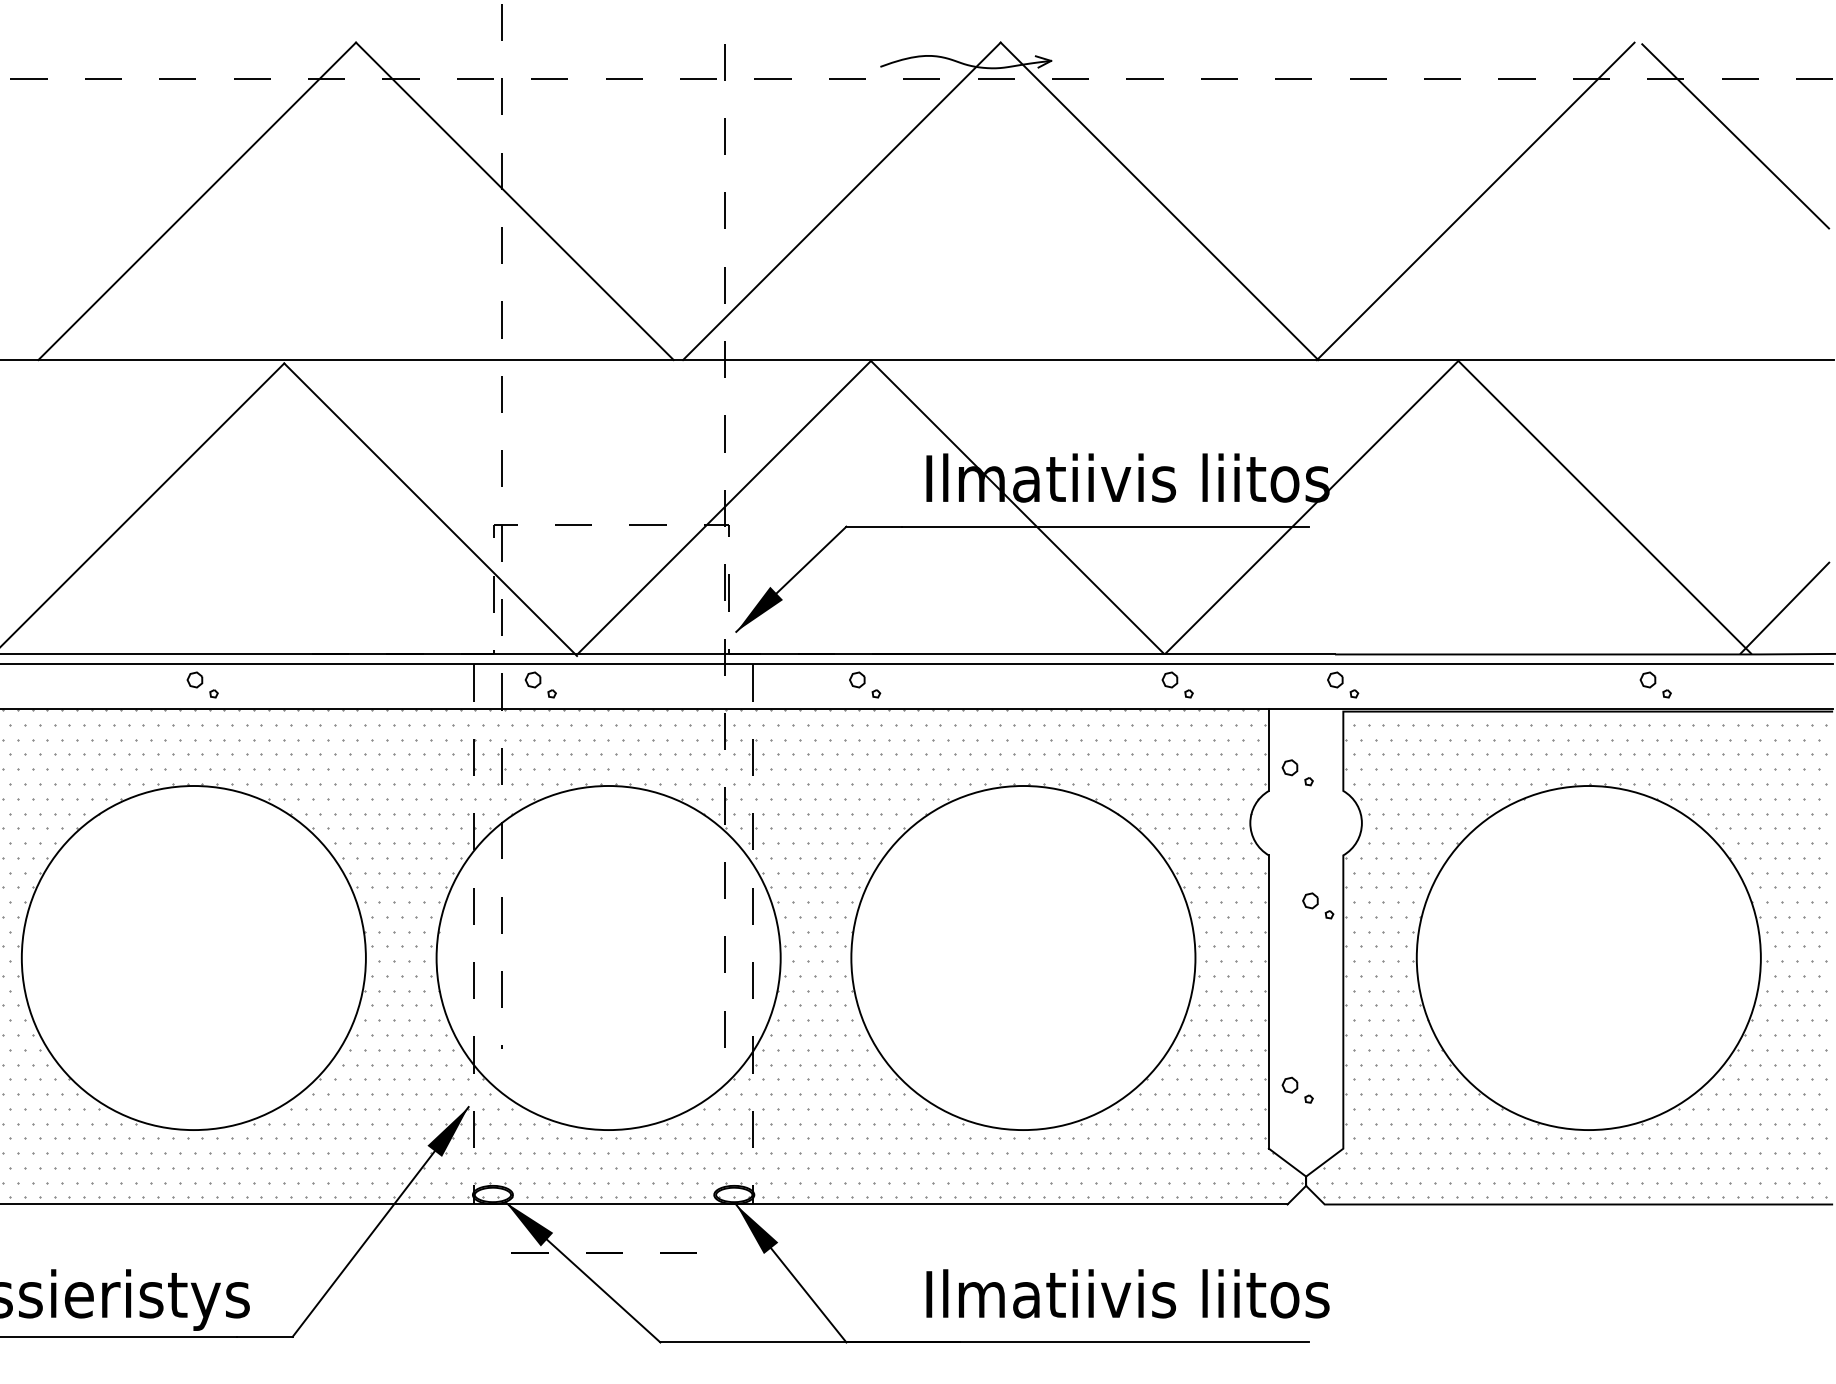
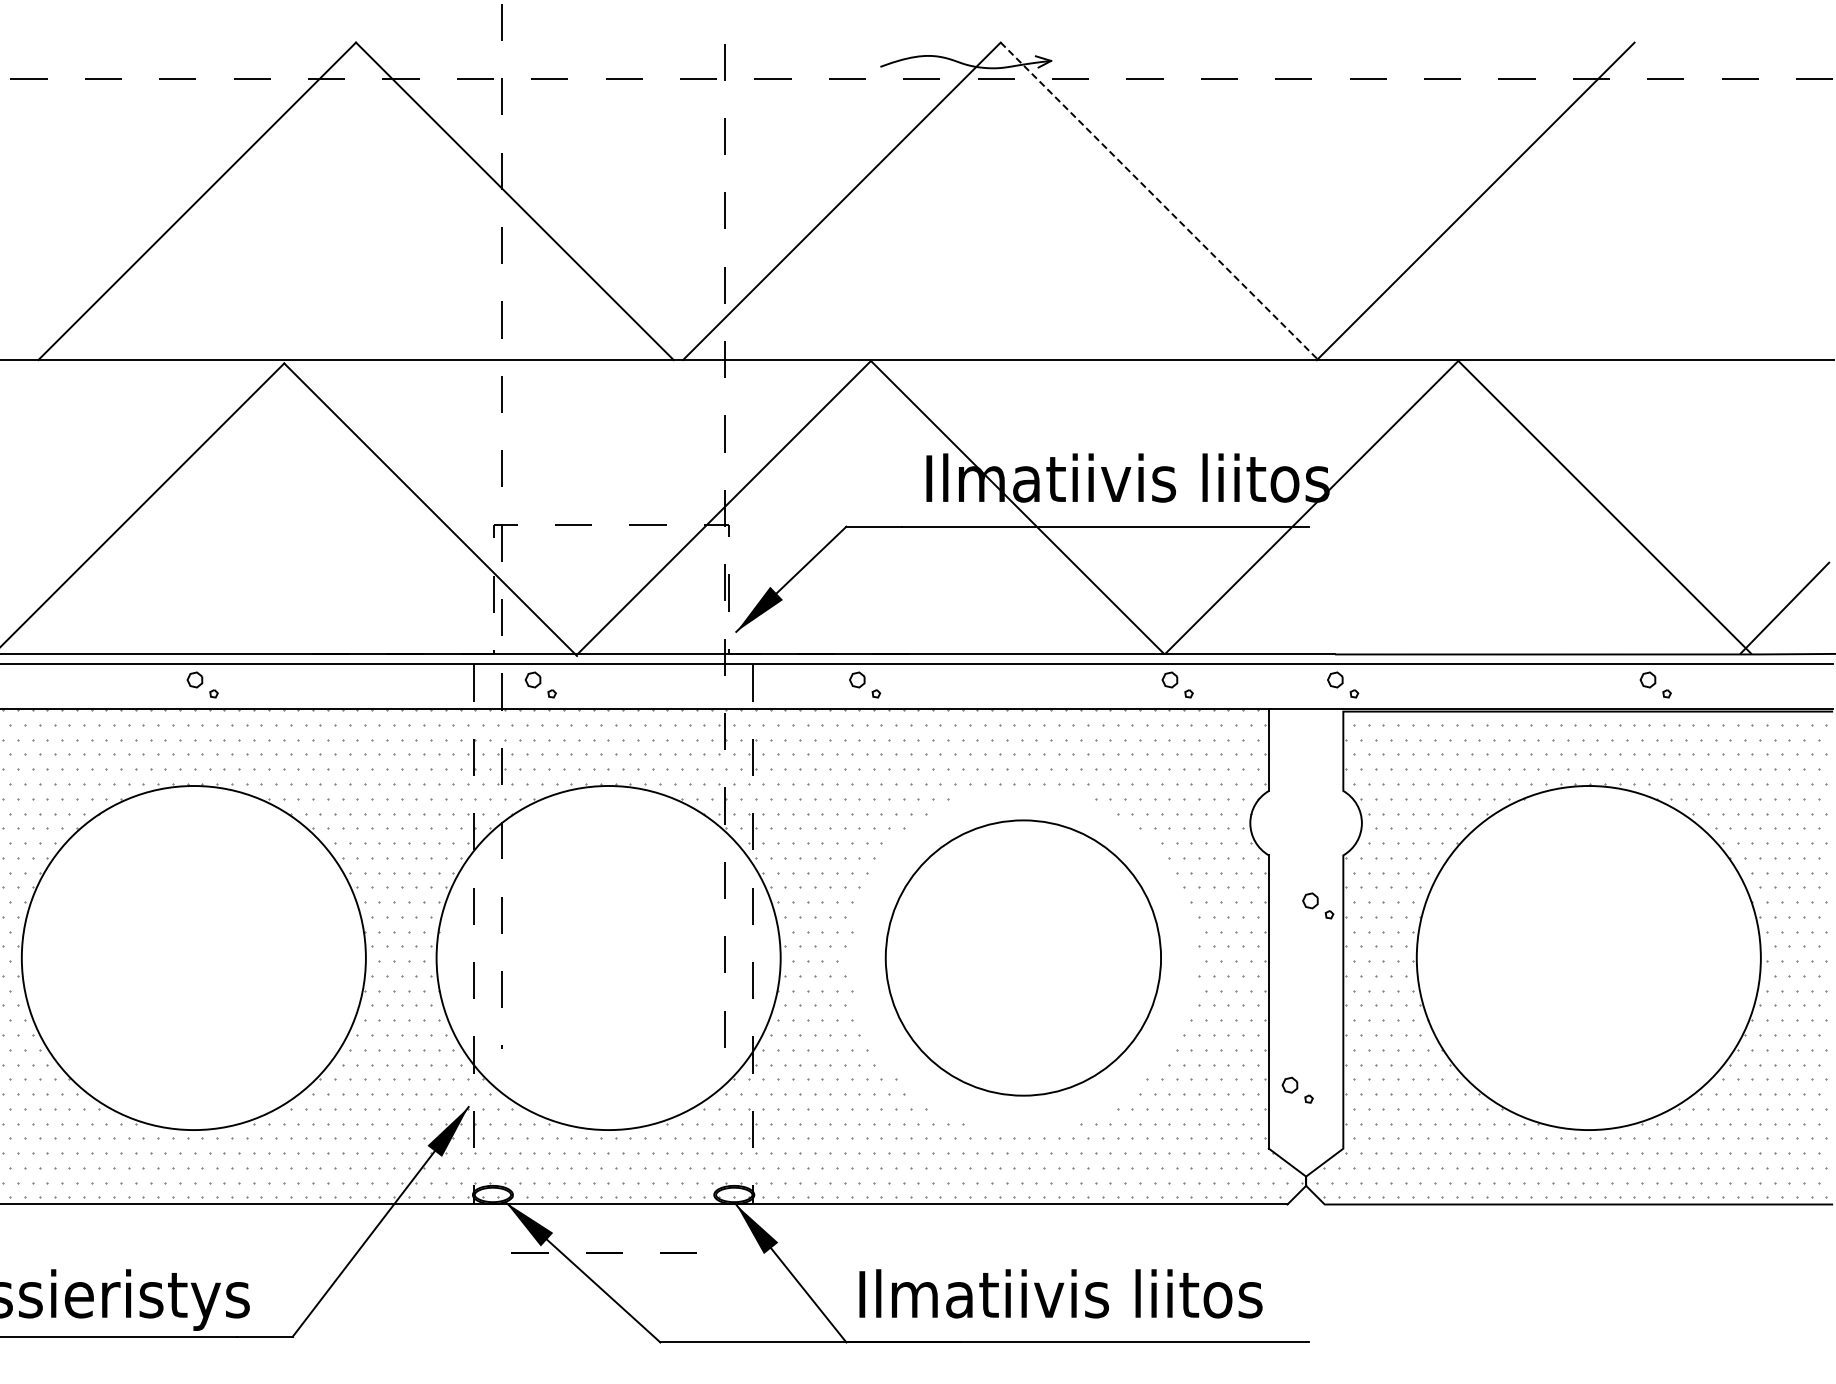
line: present -> none (1735, 136)
line: solid -> dashed (1159, 201)
part: present -> none (1297, 772)
circle diameter: 344 px -> 275 px (1023, 957)
text position: (1127, 1293) -> (1060, 1293) (1060, 1293)
